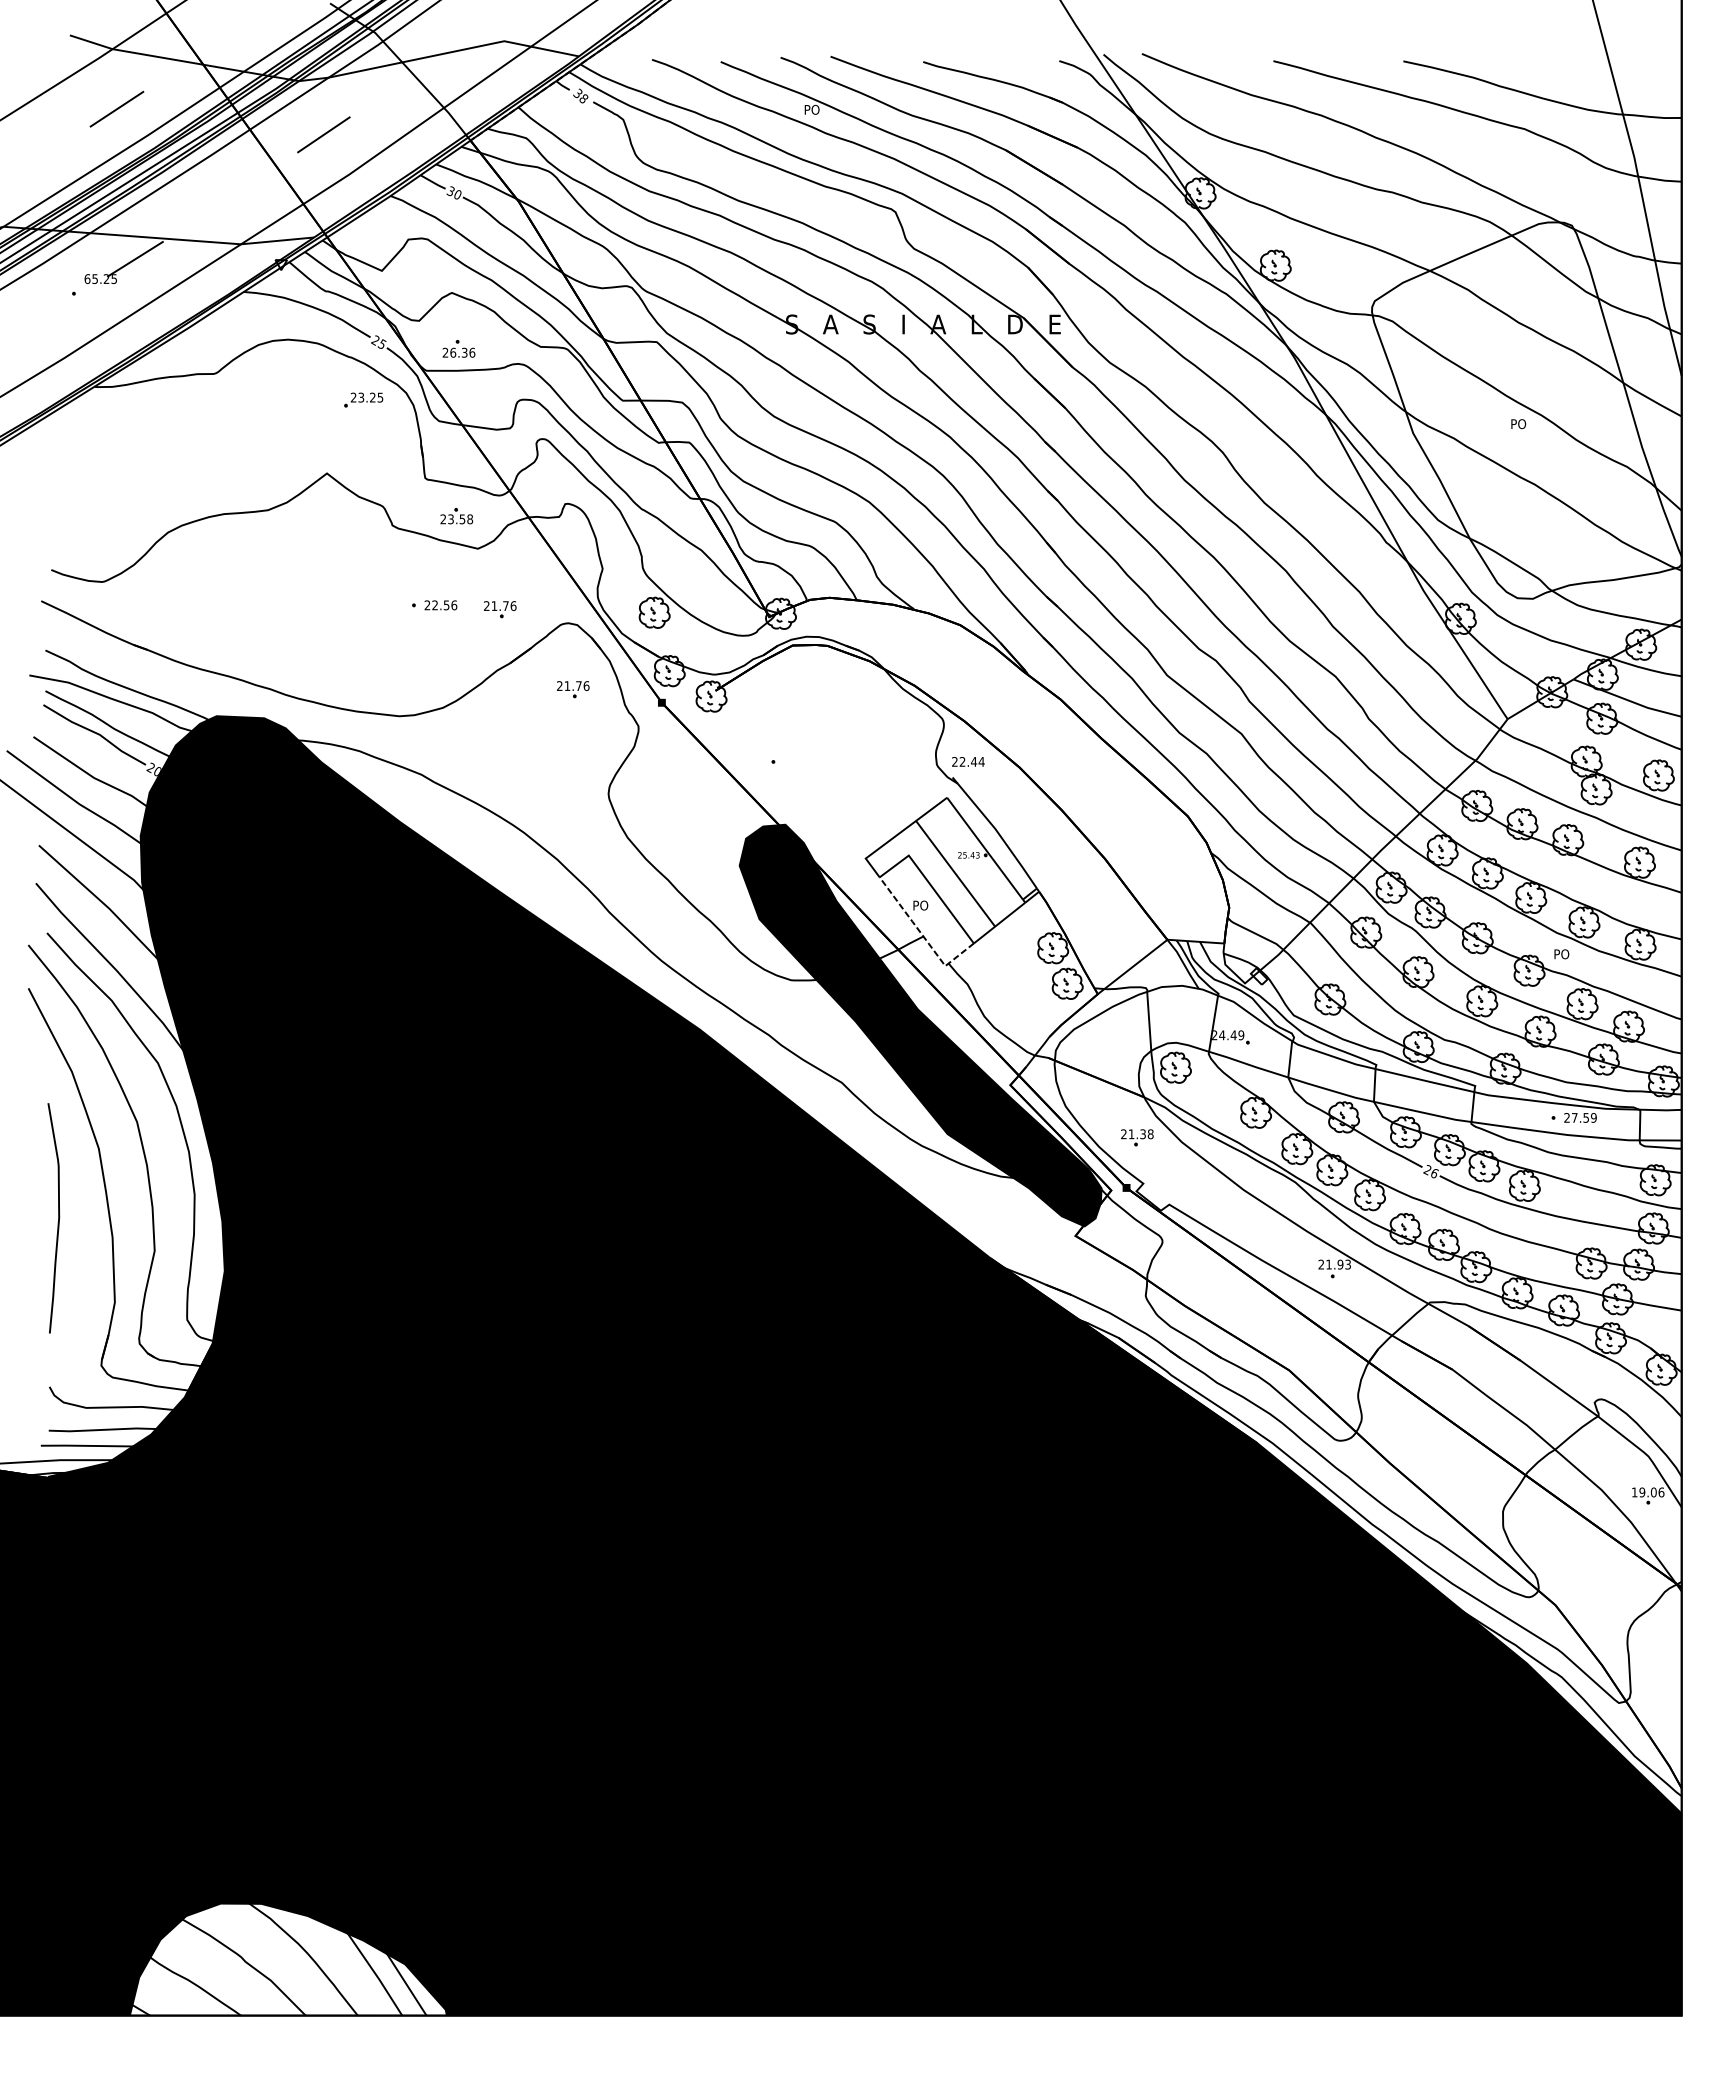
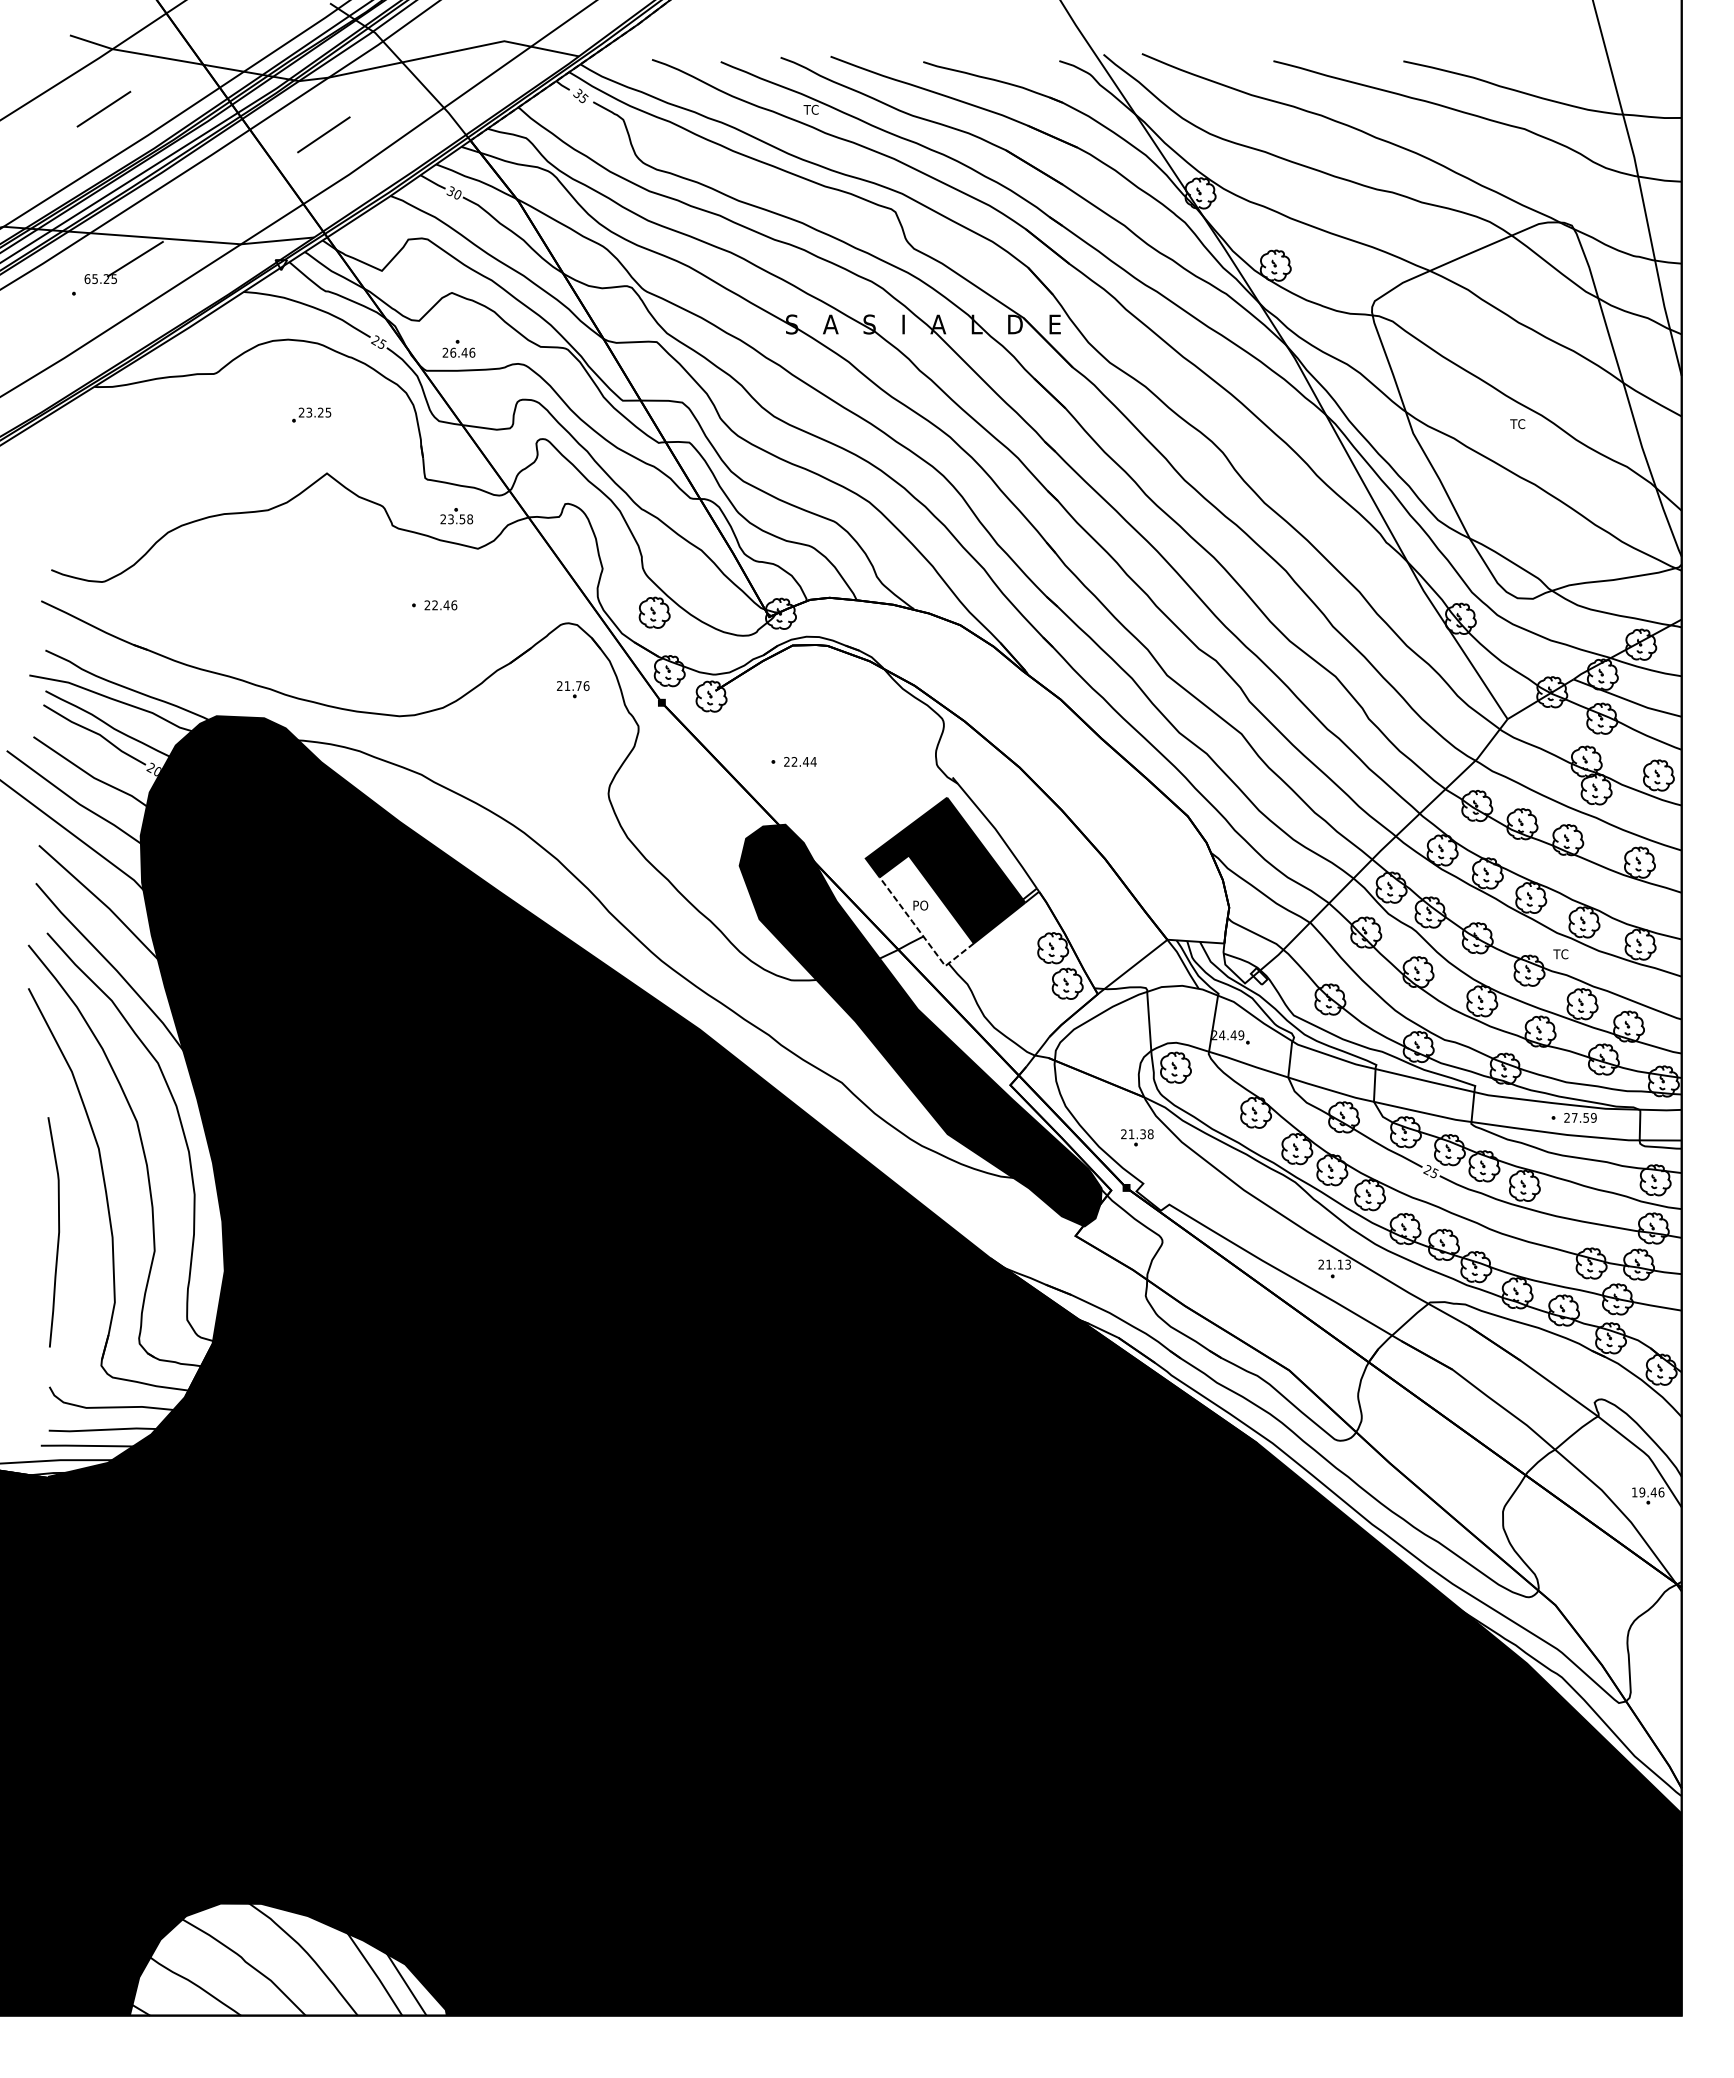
text: 38 -> 35 (583, 98)
line position: (116, 108) -> (103, 108) (103, 108)
text: PO -> TC (811, 109)
text: 26.36 -> 26.46 (464, 352)
part position: (363, 399) -> (311, 414) (311, 414)
text: PO -> TC (1518, 423)
text: 22.56 -> 22.46 (446, 605)
part: present -> none (500, 609)
text position: (968, 761) -> (800, 761) (800, 761)
fill: none -> present (945, 870)
text: PO -> TC (1561, 954)
text: 26 -> 25 (1434, 1173)
curve position: (58, 1218) -> (58, 1232) (58, 1232)
text: 21.93 -> 21.13 (1340, 1264)
text: 19.06 -> 19.46 (1653, 1492)
